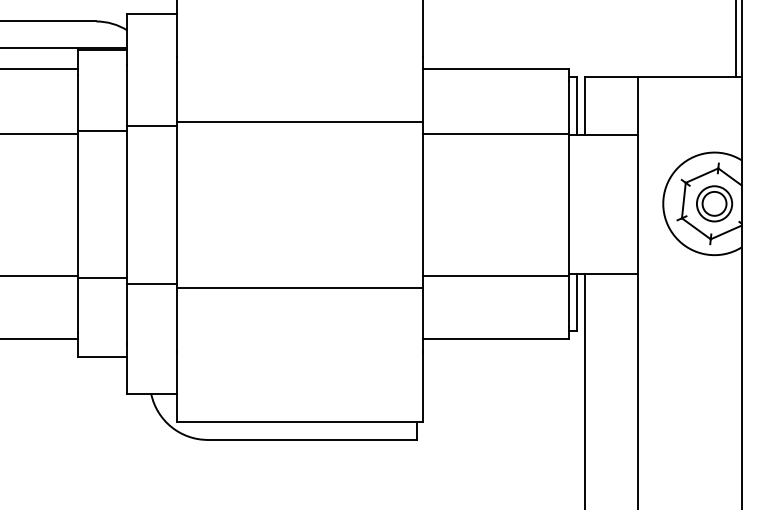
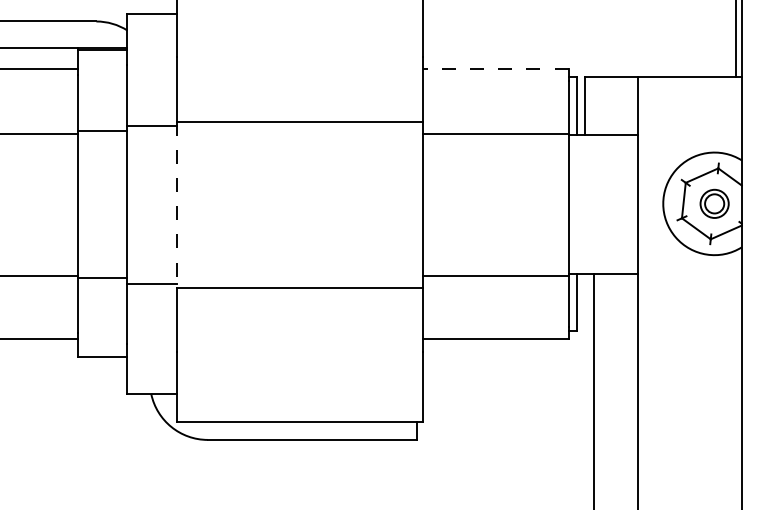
line: solid -> dashed (496, 68)
part size: 38x38 px -> 31x31 px (714, 203)
line: solid -> dashed (176, 205)
line position: (584, 390) -> (593, 390) (593, 390)
